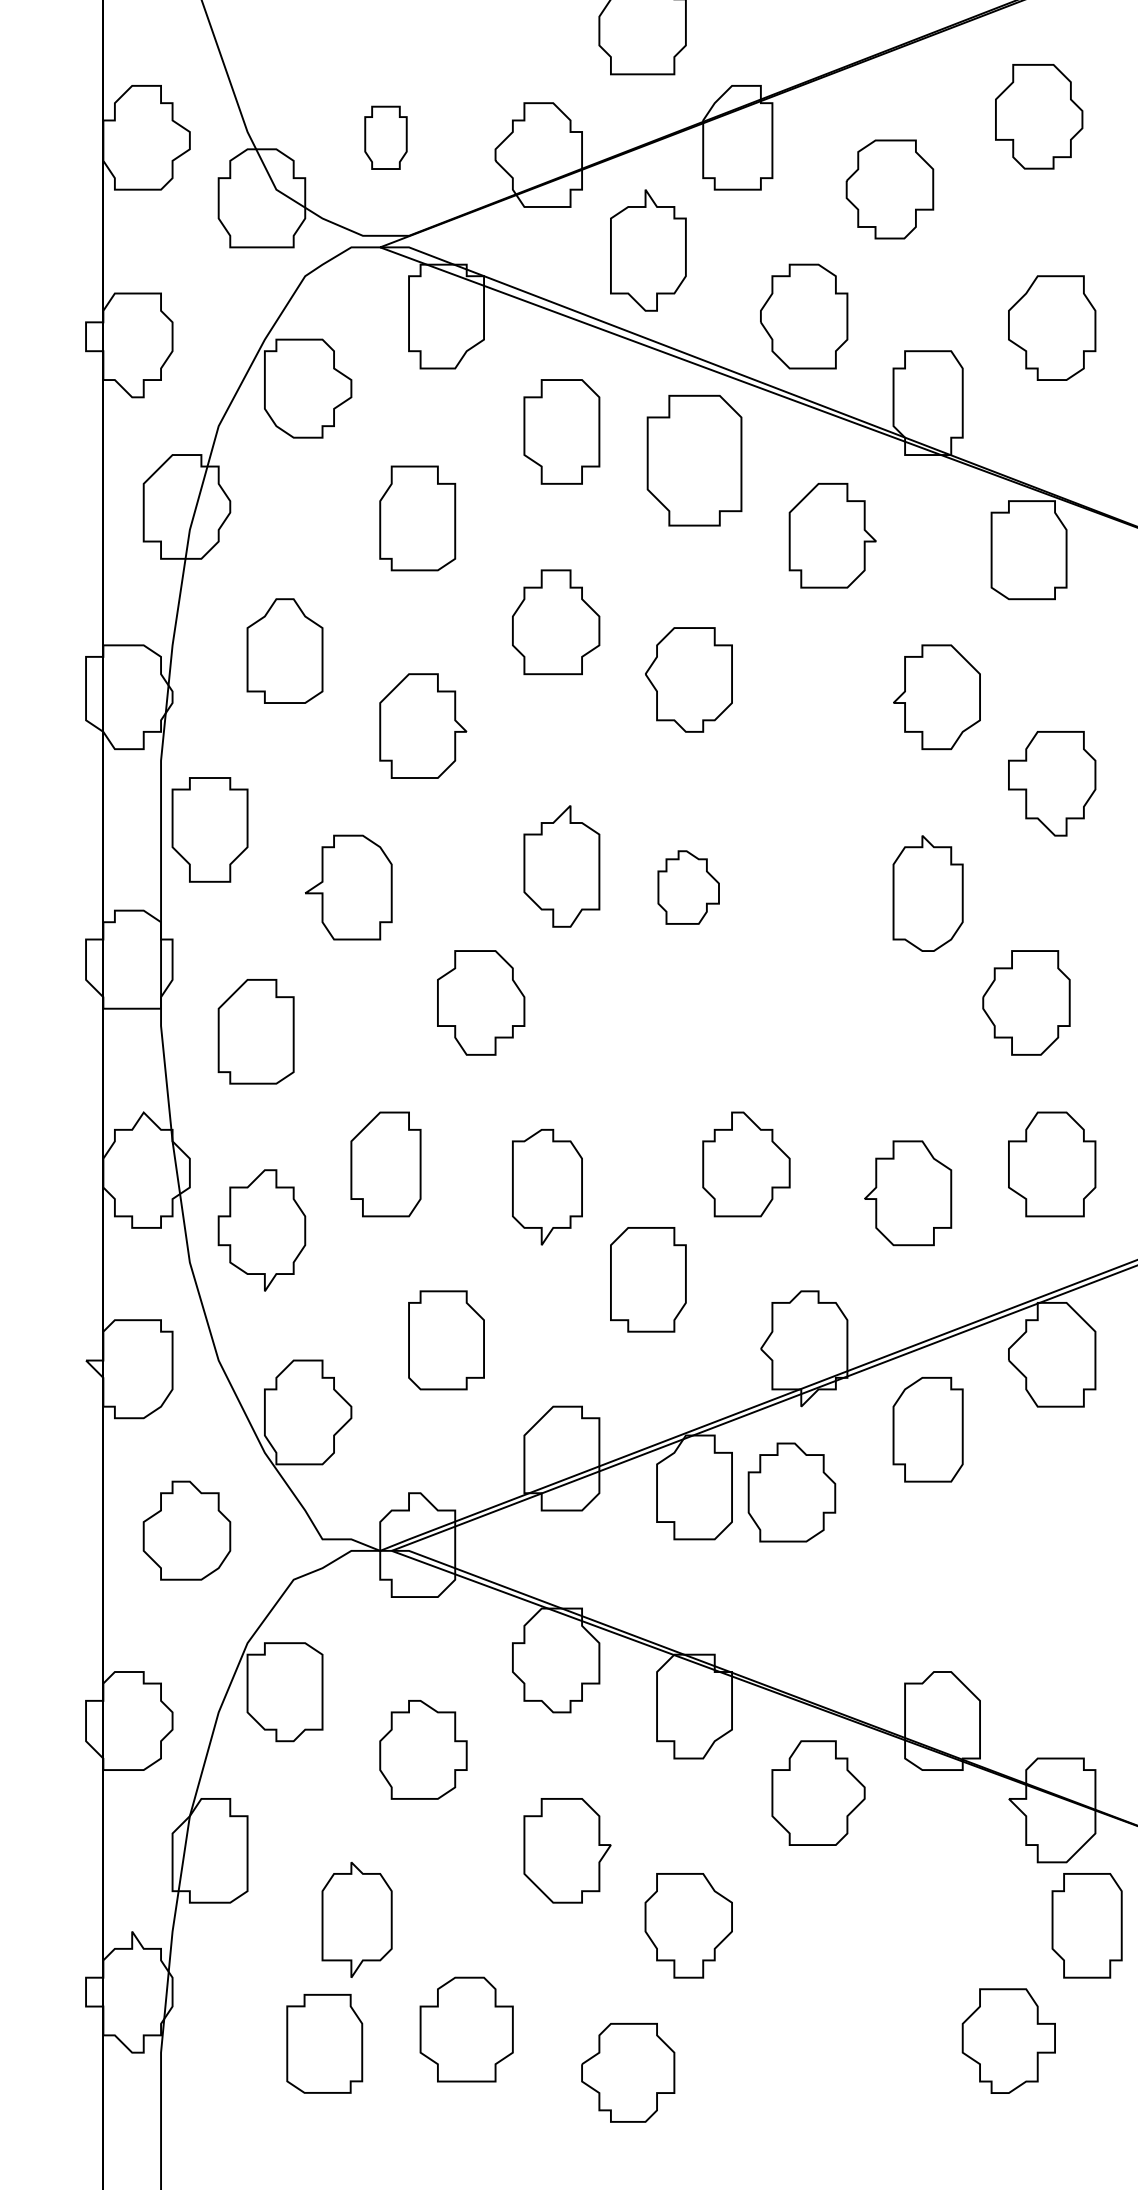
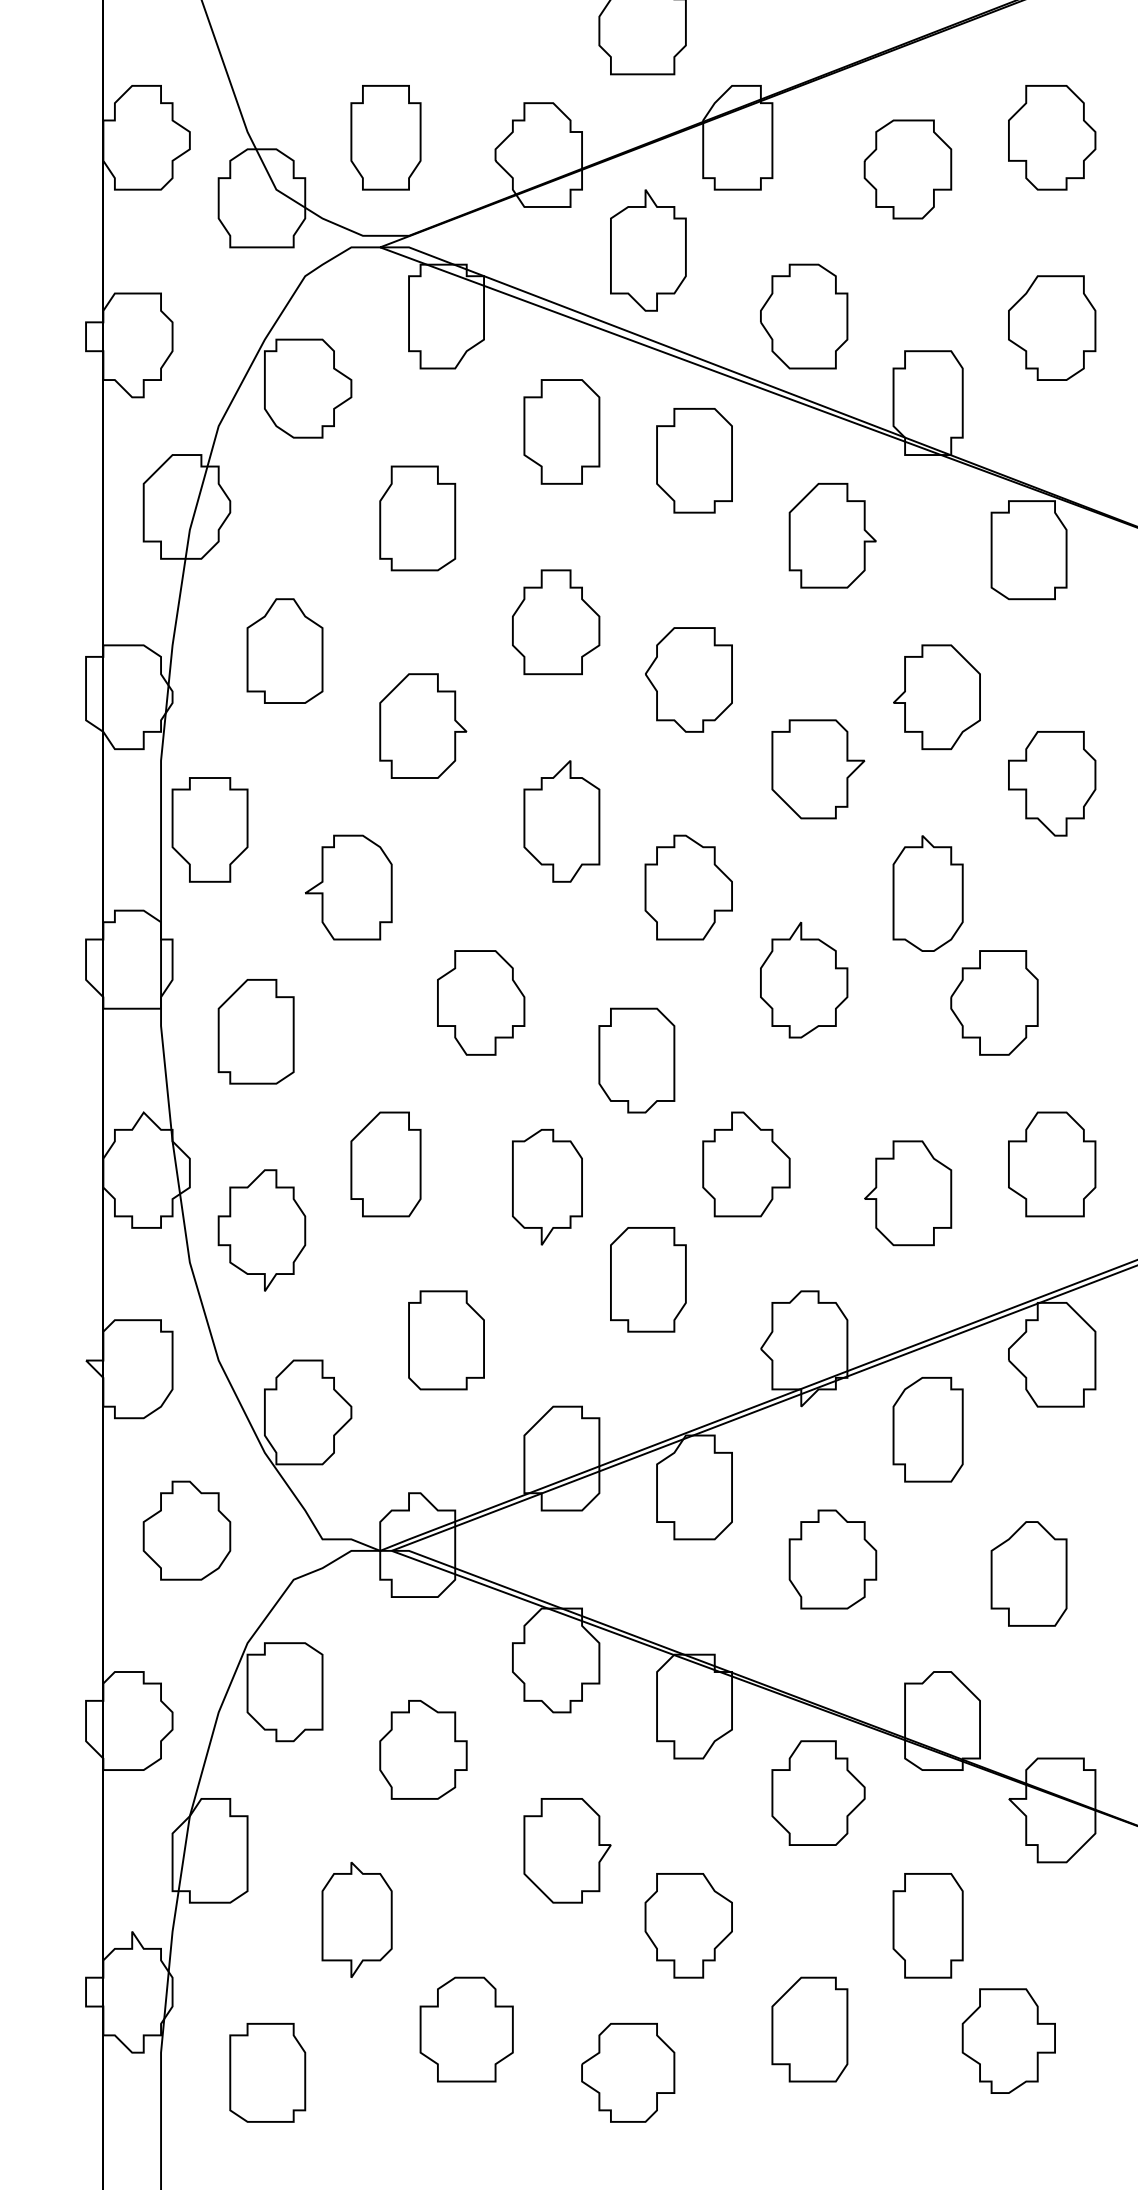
part position: (1039, 116) -> (1052, 137) (1052, 137)
part size: 44x65 px -> 72x106 px (385, 137)
part position: (889, 189) -> (907, 169) (907, 169)
part size: 97x133 px -> 77x106 px (694, 460)
part: none -> present (818, 769)
part position: (561, 866) -> (561, 821) (561, 821)
part size: 63x75 px -> 89x107 px (688, 887)
part: none -> present (804, 979)
part position: (1026, 1002) -> (994, 1002) (994, 1002)
part: none -> present (636, 1060)
part position: (791, 1492) -> (832, 1559) (832, 1559)
part: none -> present (1028, 1573)
part position: (1086, 1925) -> (927, 1925) (927, 1925)
part: none -> present (809, 2029)
part position: (324, 2043) -> (267, 2072) (267, 2072)
